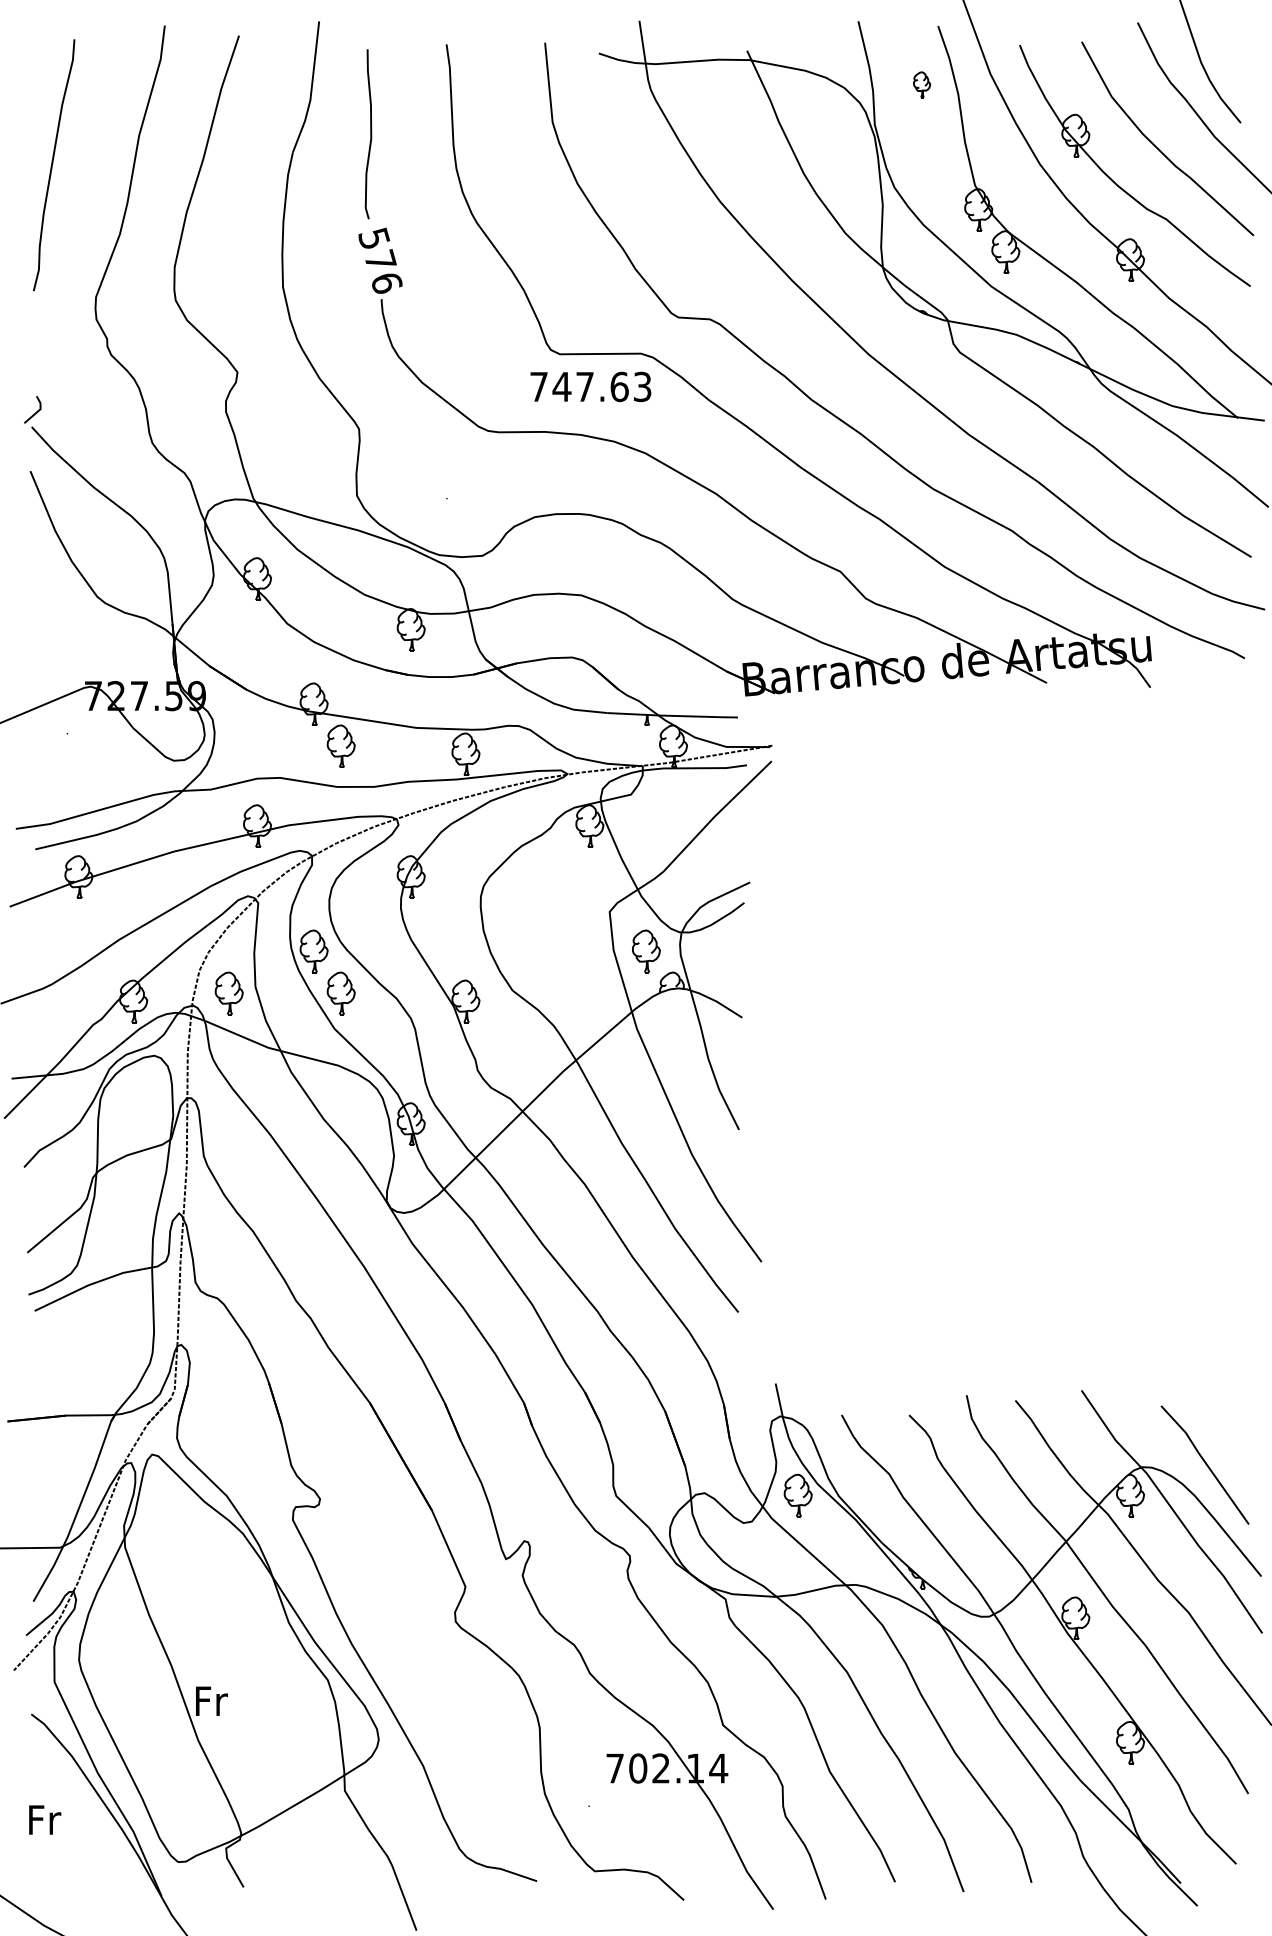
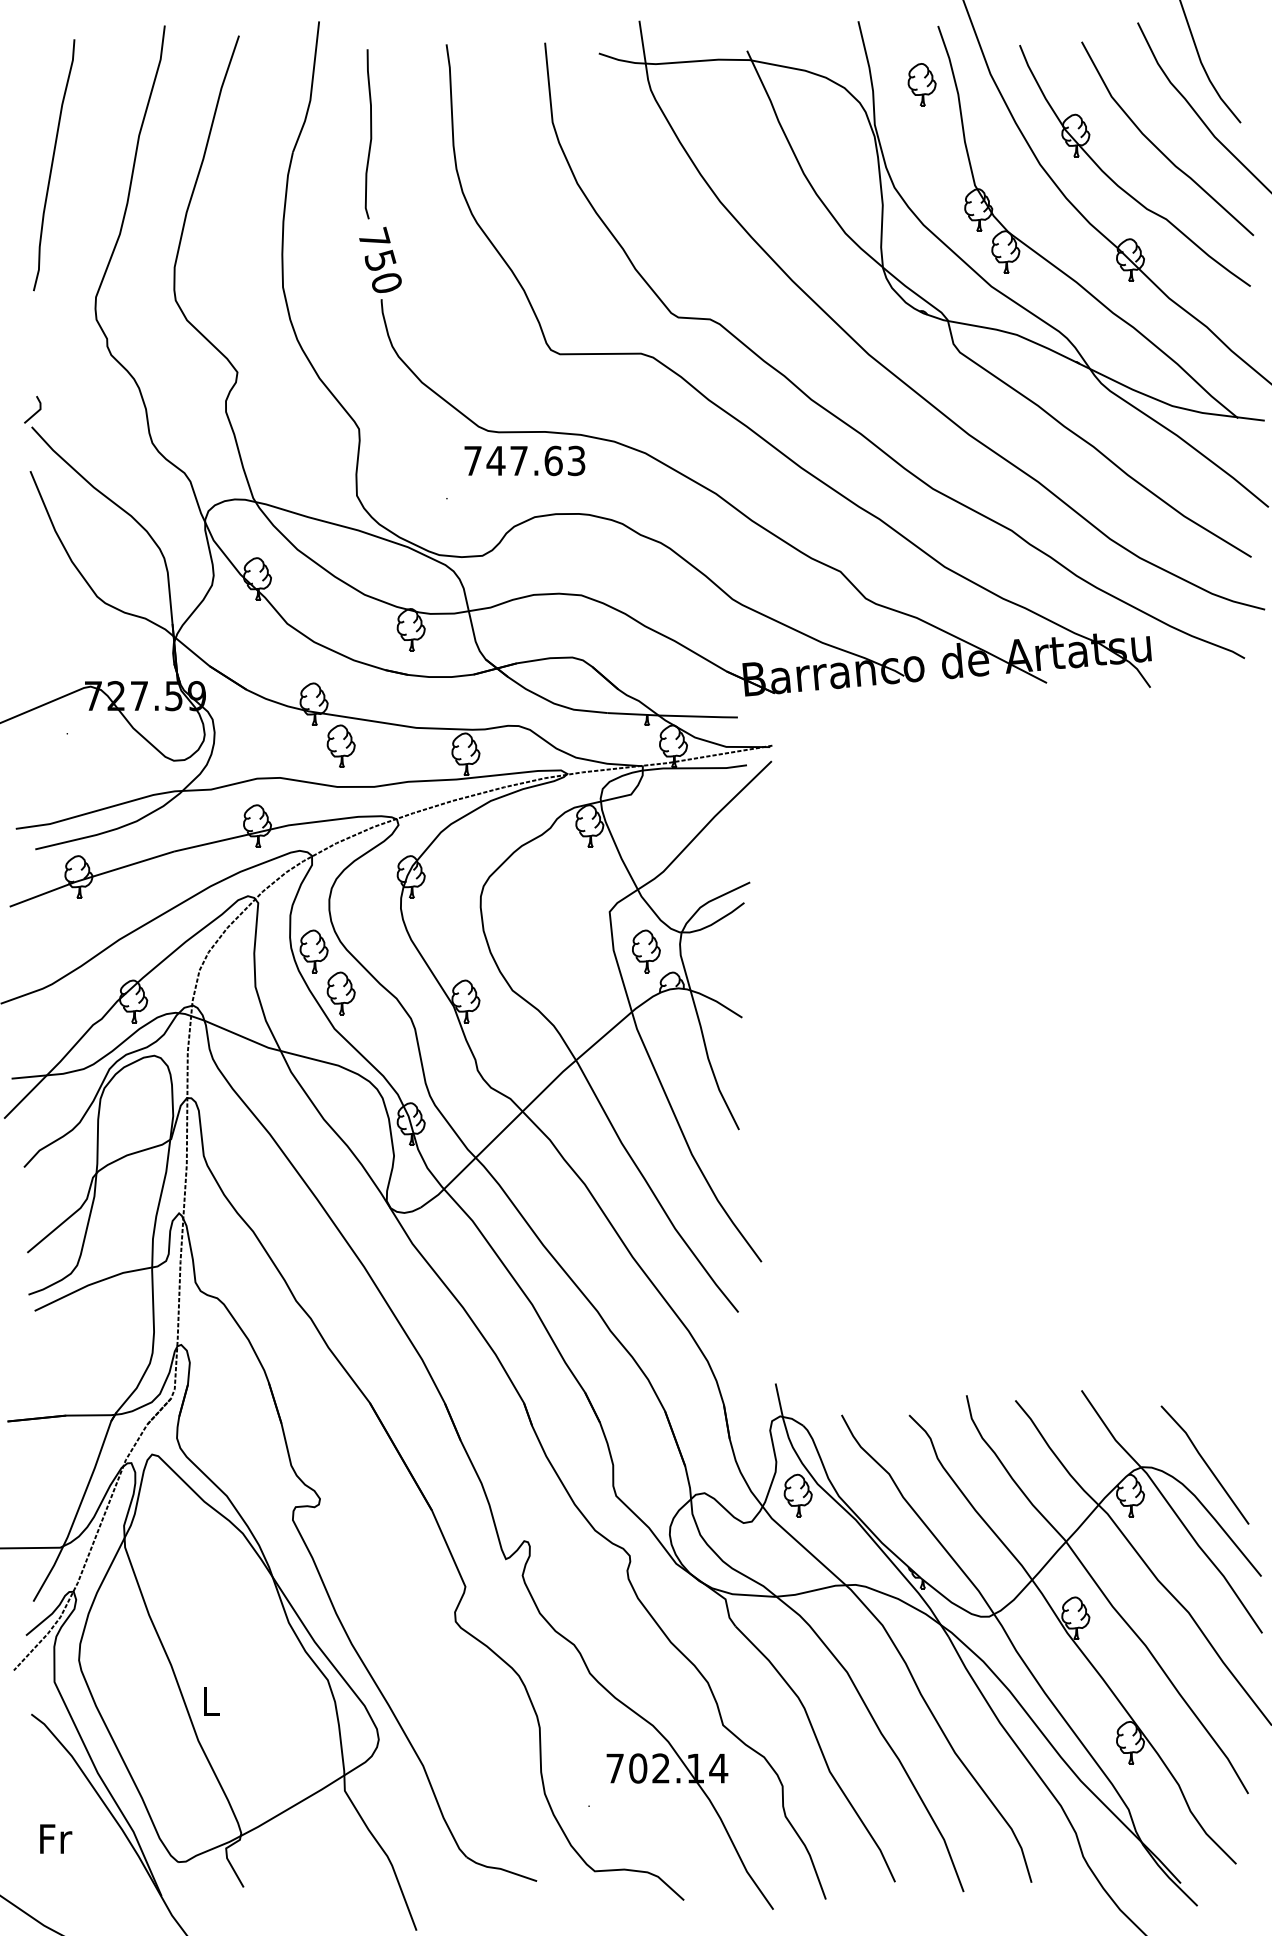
part size: 19x28 px -> 30x44 px (921, 84)
text: 576 -> 750 (380, 259)
text position: (590, 386) -> (524, 460) (524, 460)
part: present -> none (228, 993)
text: Fr -> L (212, 1700)
text position: (45, 1819) -> (56, 1838) (56, 1838)
